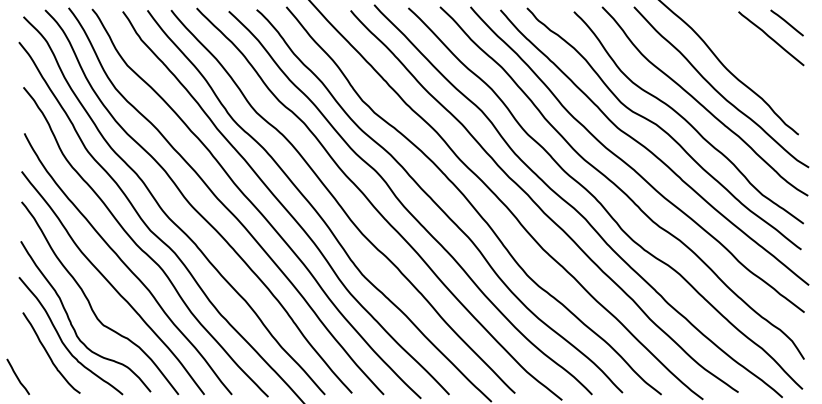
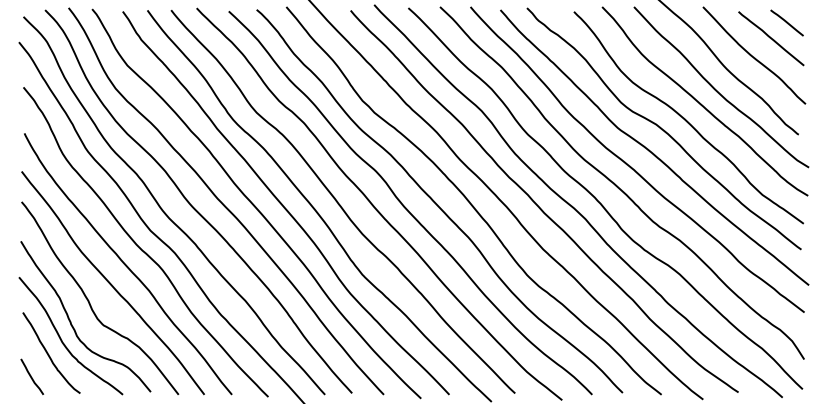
curve: none -> present (753, 56)
curve position: (17, 376) -> (31, 376) (31, 376)
